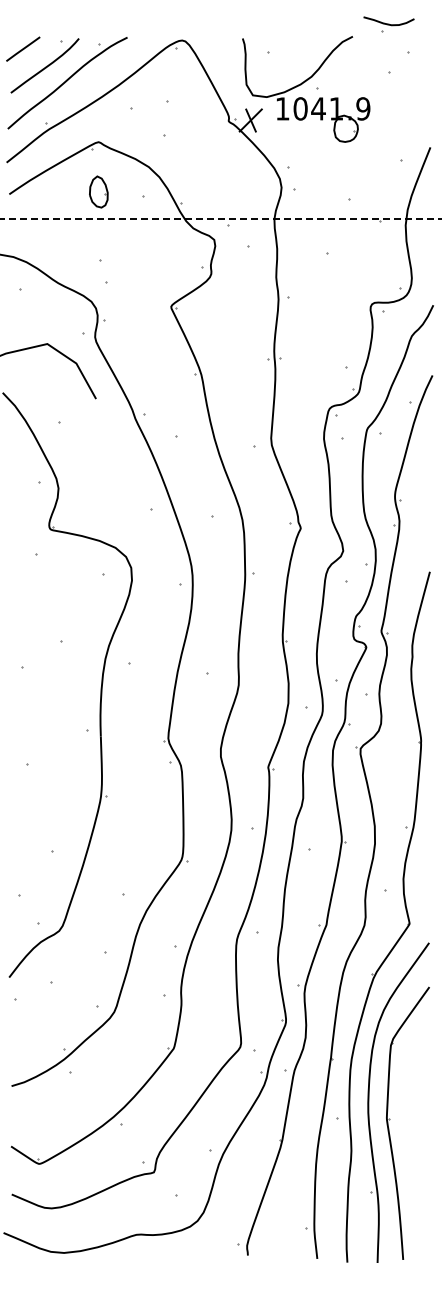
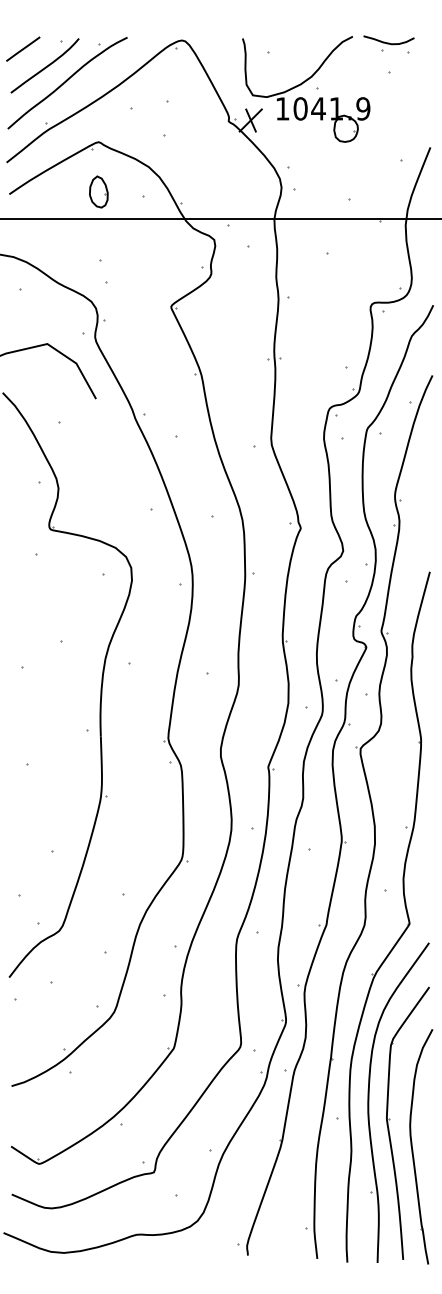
part position: (388, 24) -> (388, 43) (388, 43)
line: dashed -> solid (220, 218)
part: none -> present (413, 1149)
